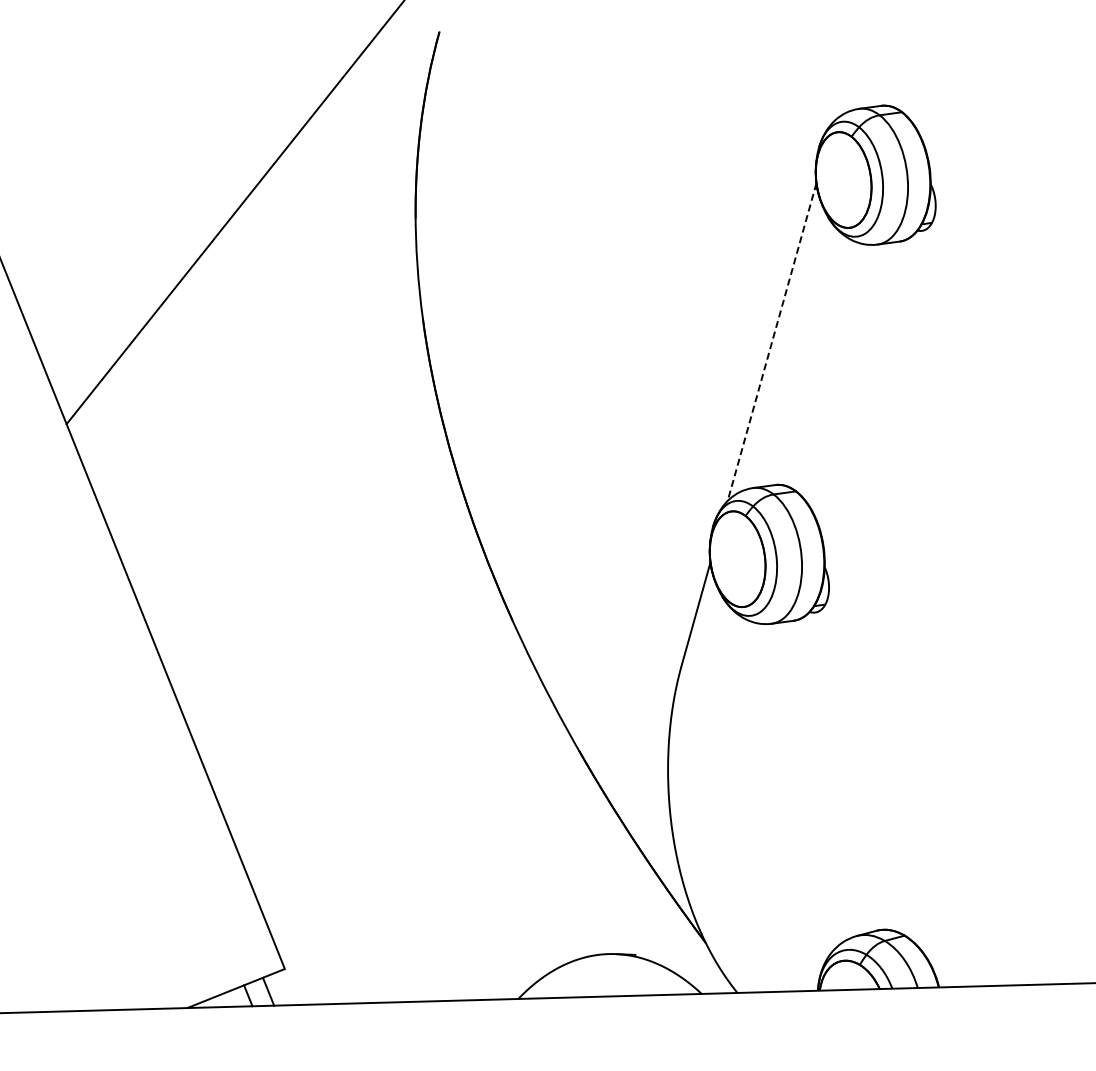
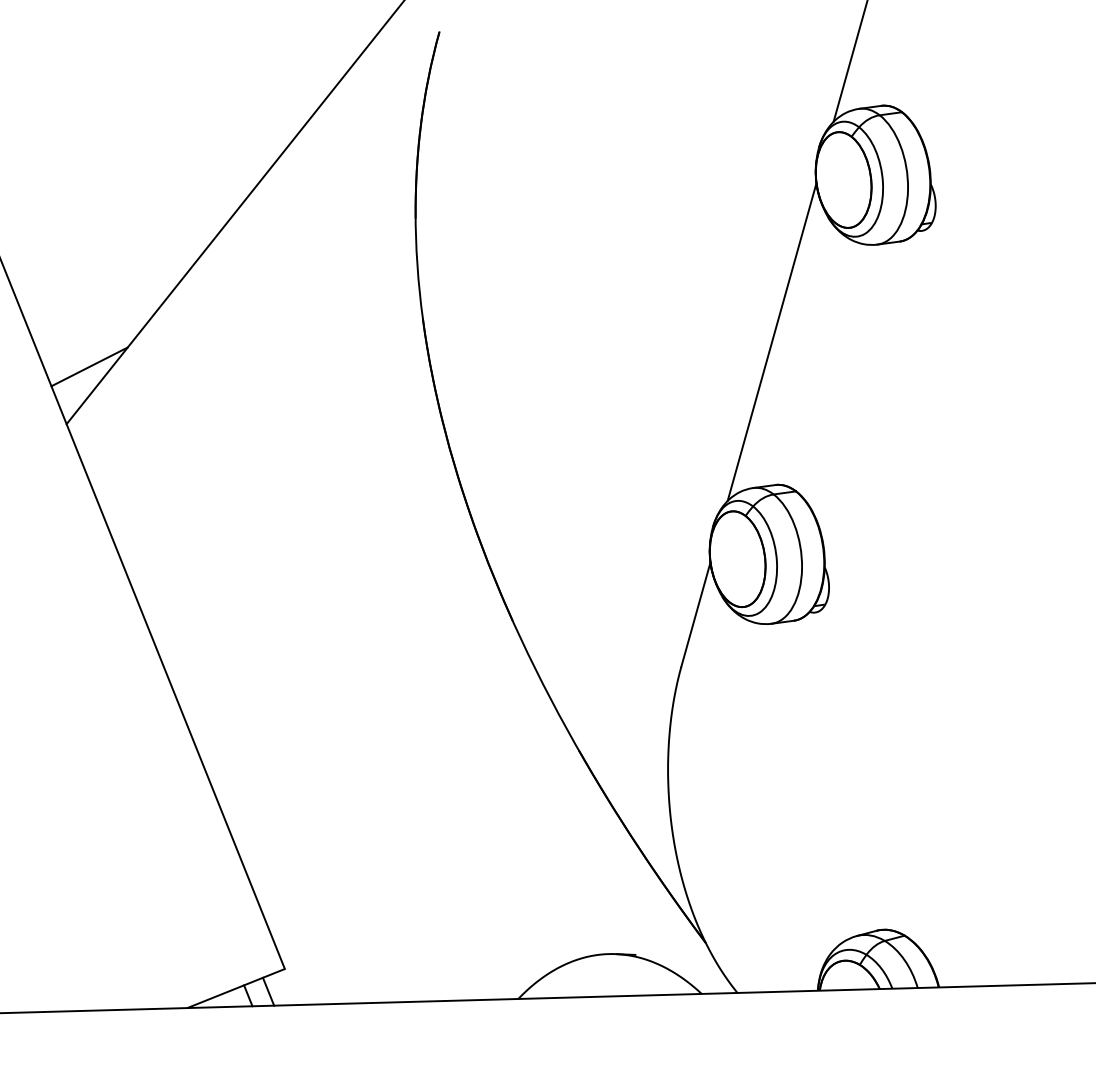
line: none -> present (849, 61)
line: dashed -> solid (772, 342)
line: none -> present (89, 366)
